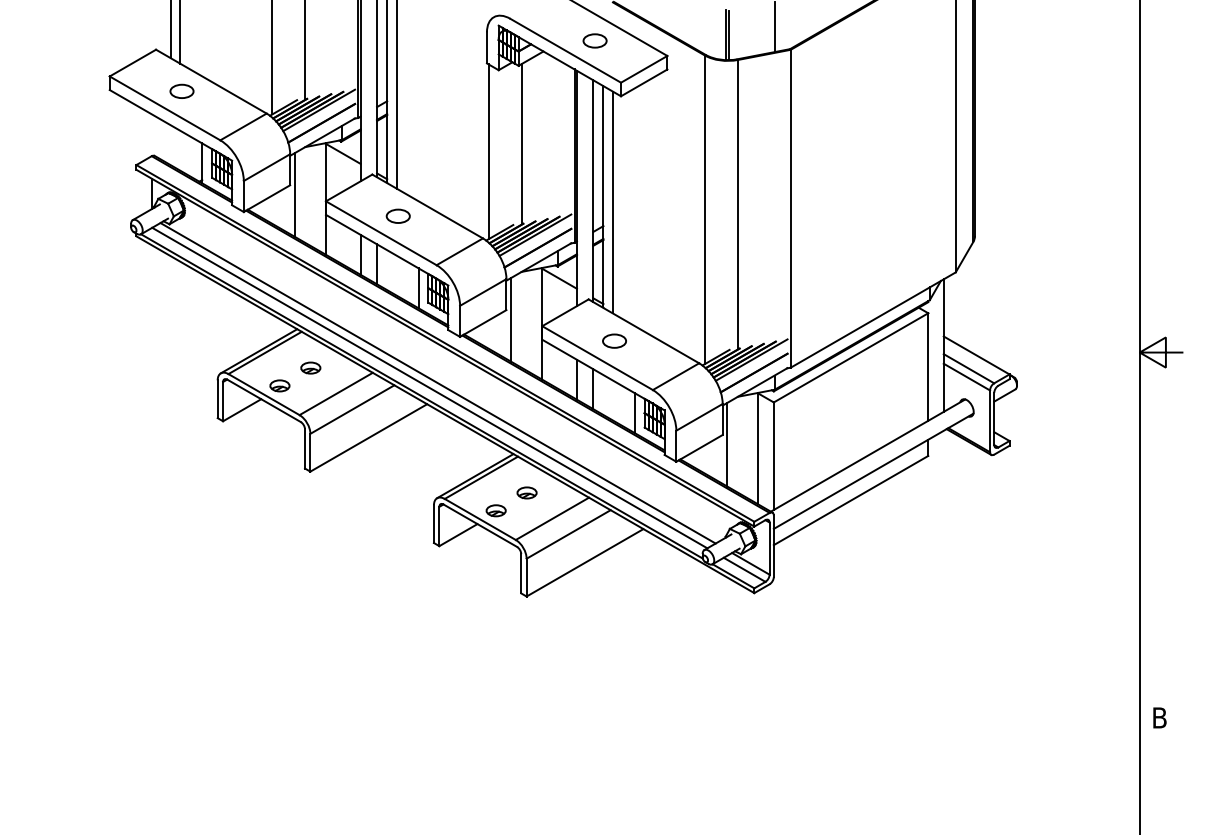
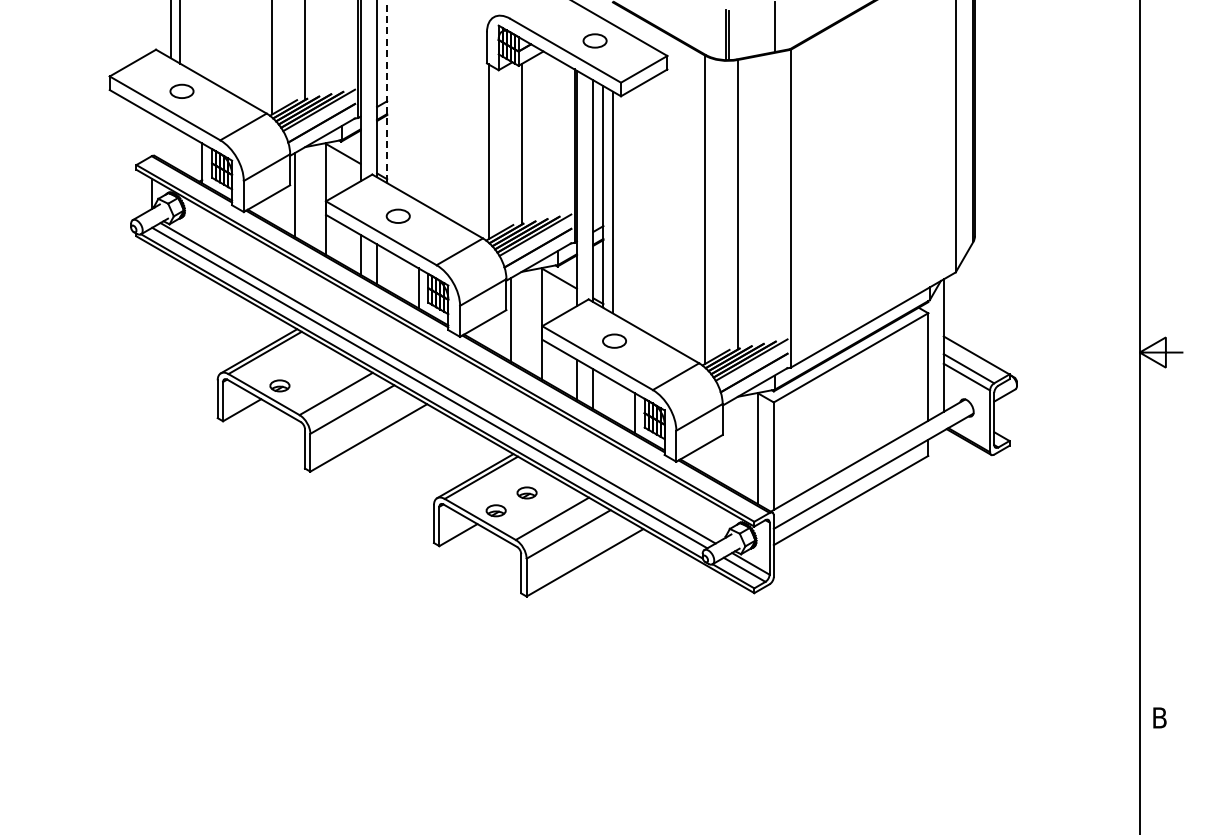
line: solid -> dashed (387, 91)
line: present -> none (396, 95)
part: present -> none (310, 367)
line: present -> none (727, 444)
